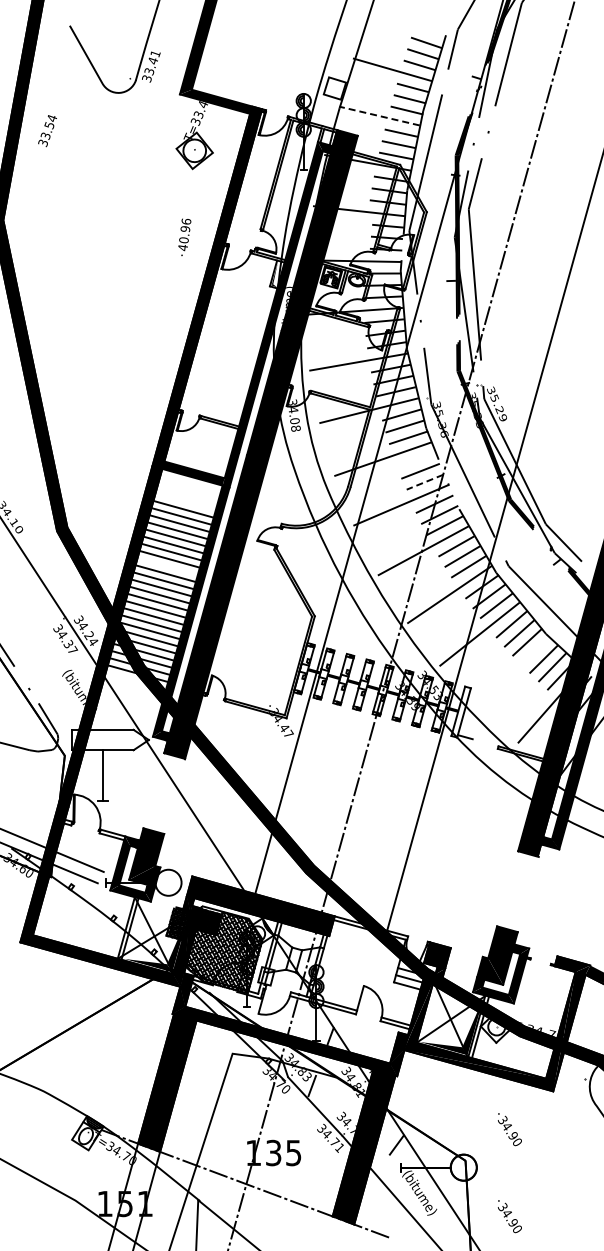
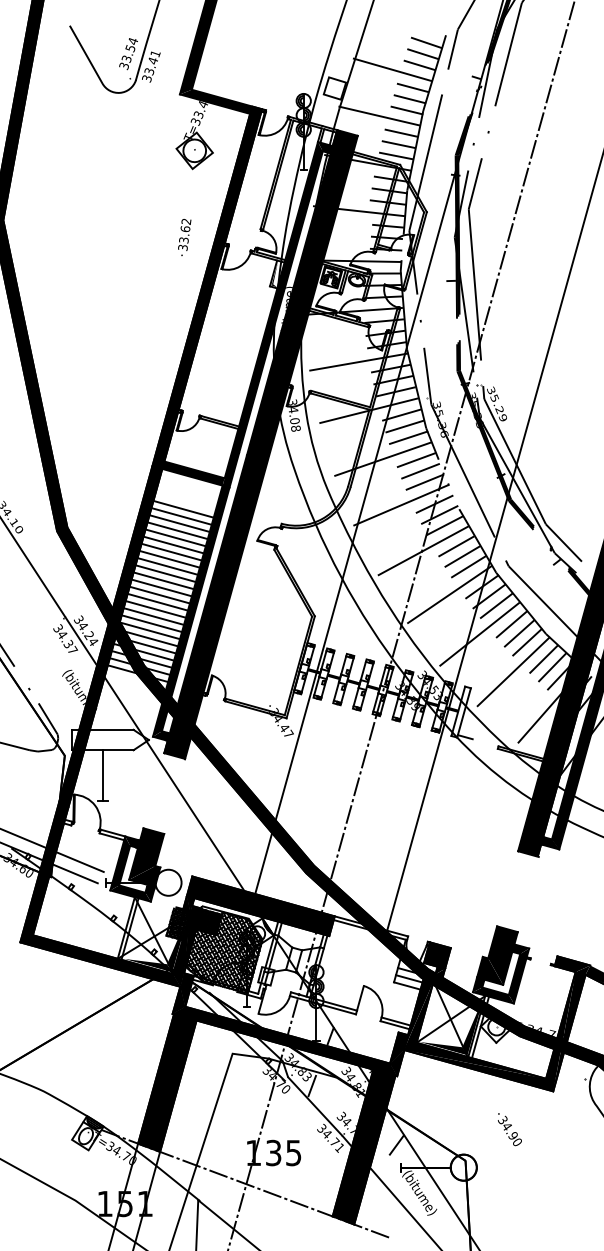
line: dashed -> solid (379, 115)
text position: (47, 131) -> (128, 54) (128, 54)
text: 40.96 -> 33.62 (184, 234)
line: none -> present (415, 459)
line: dashed -> solid (424, 482)
line: none -> present (167, 566)
line: none -> present (513, 671)
part: present -> none (509, 1216)
